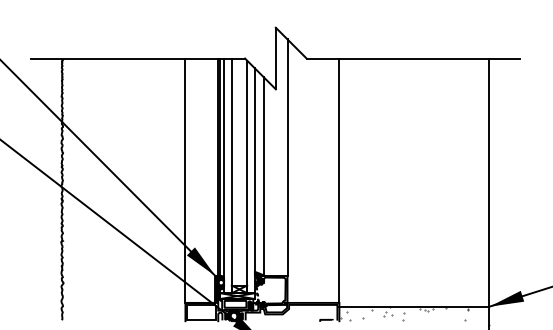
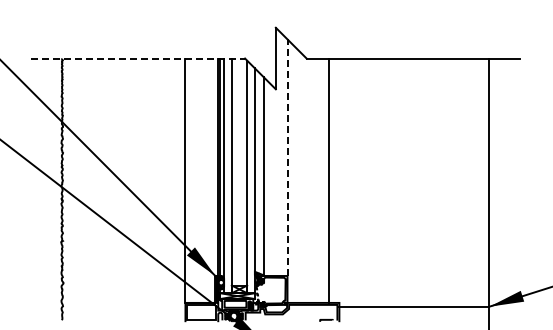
line: solid -> dashed (138, 58)
line: solid -> dashed (287, 157)
line position: (339, 180) -> (329, 180) (329, 180)
hatch: present -> none (414, 315)
